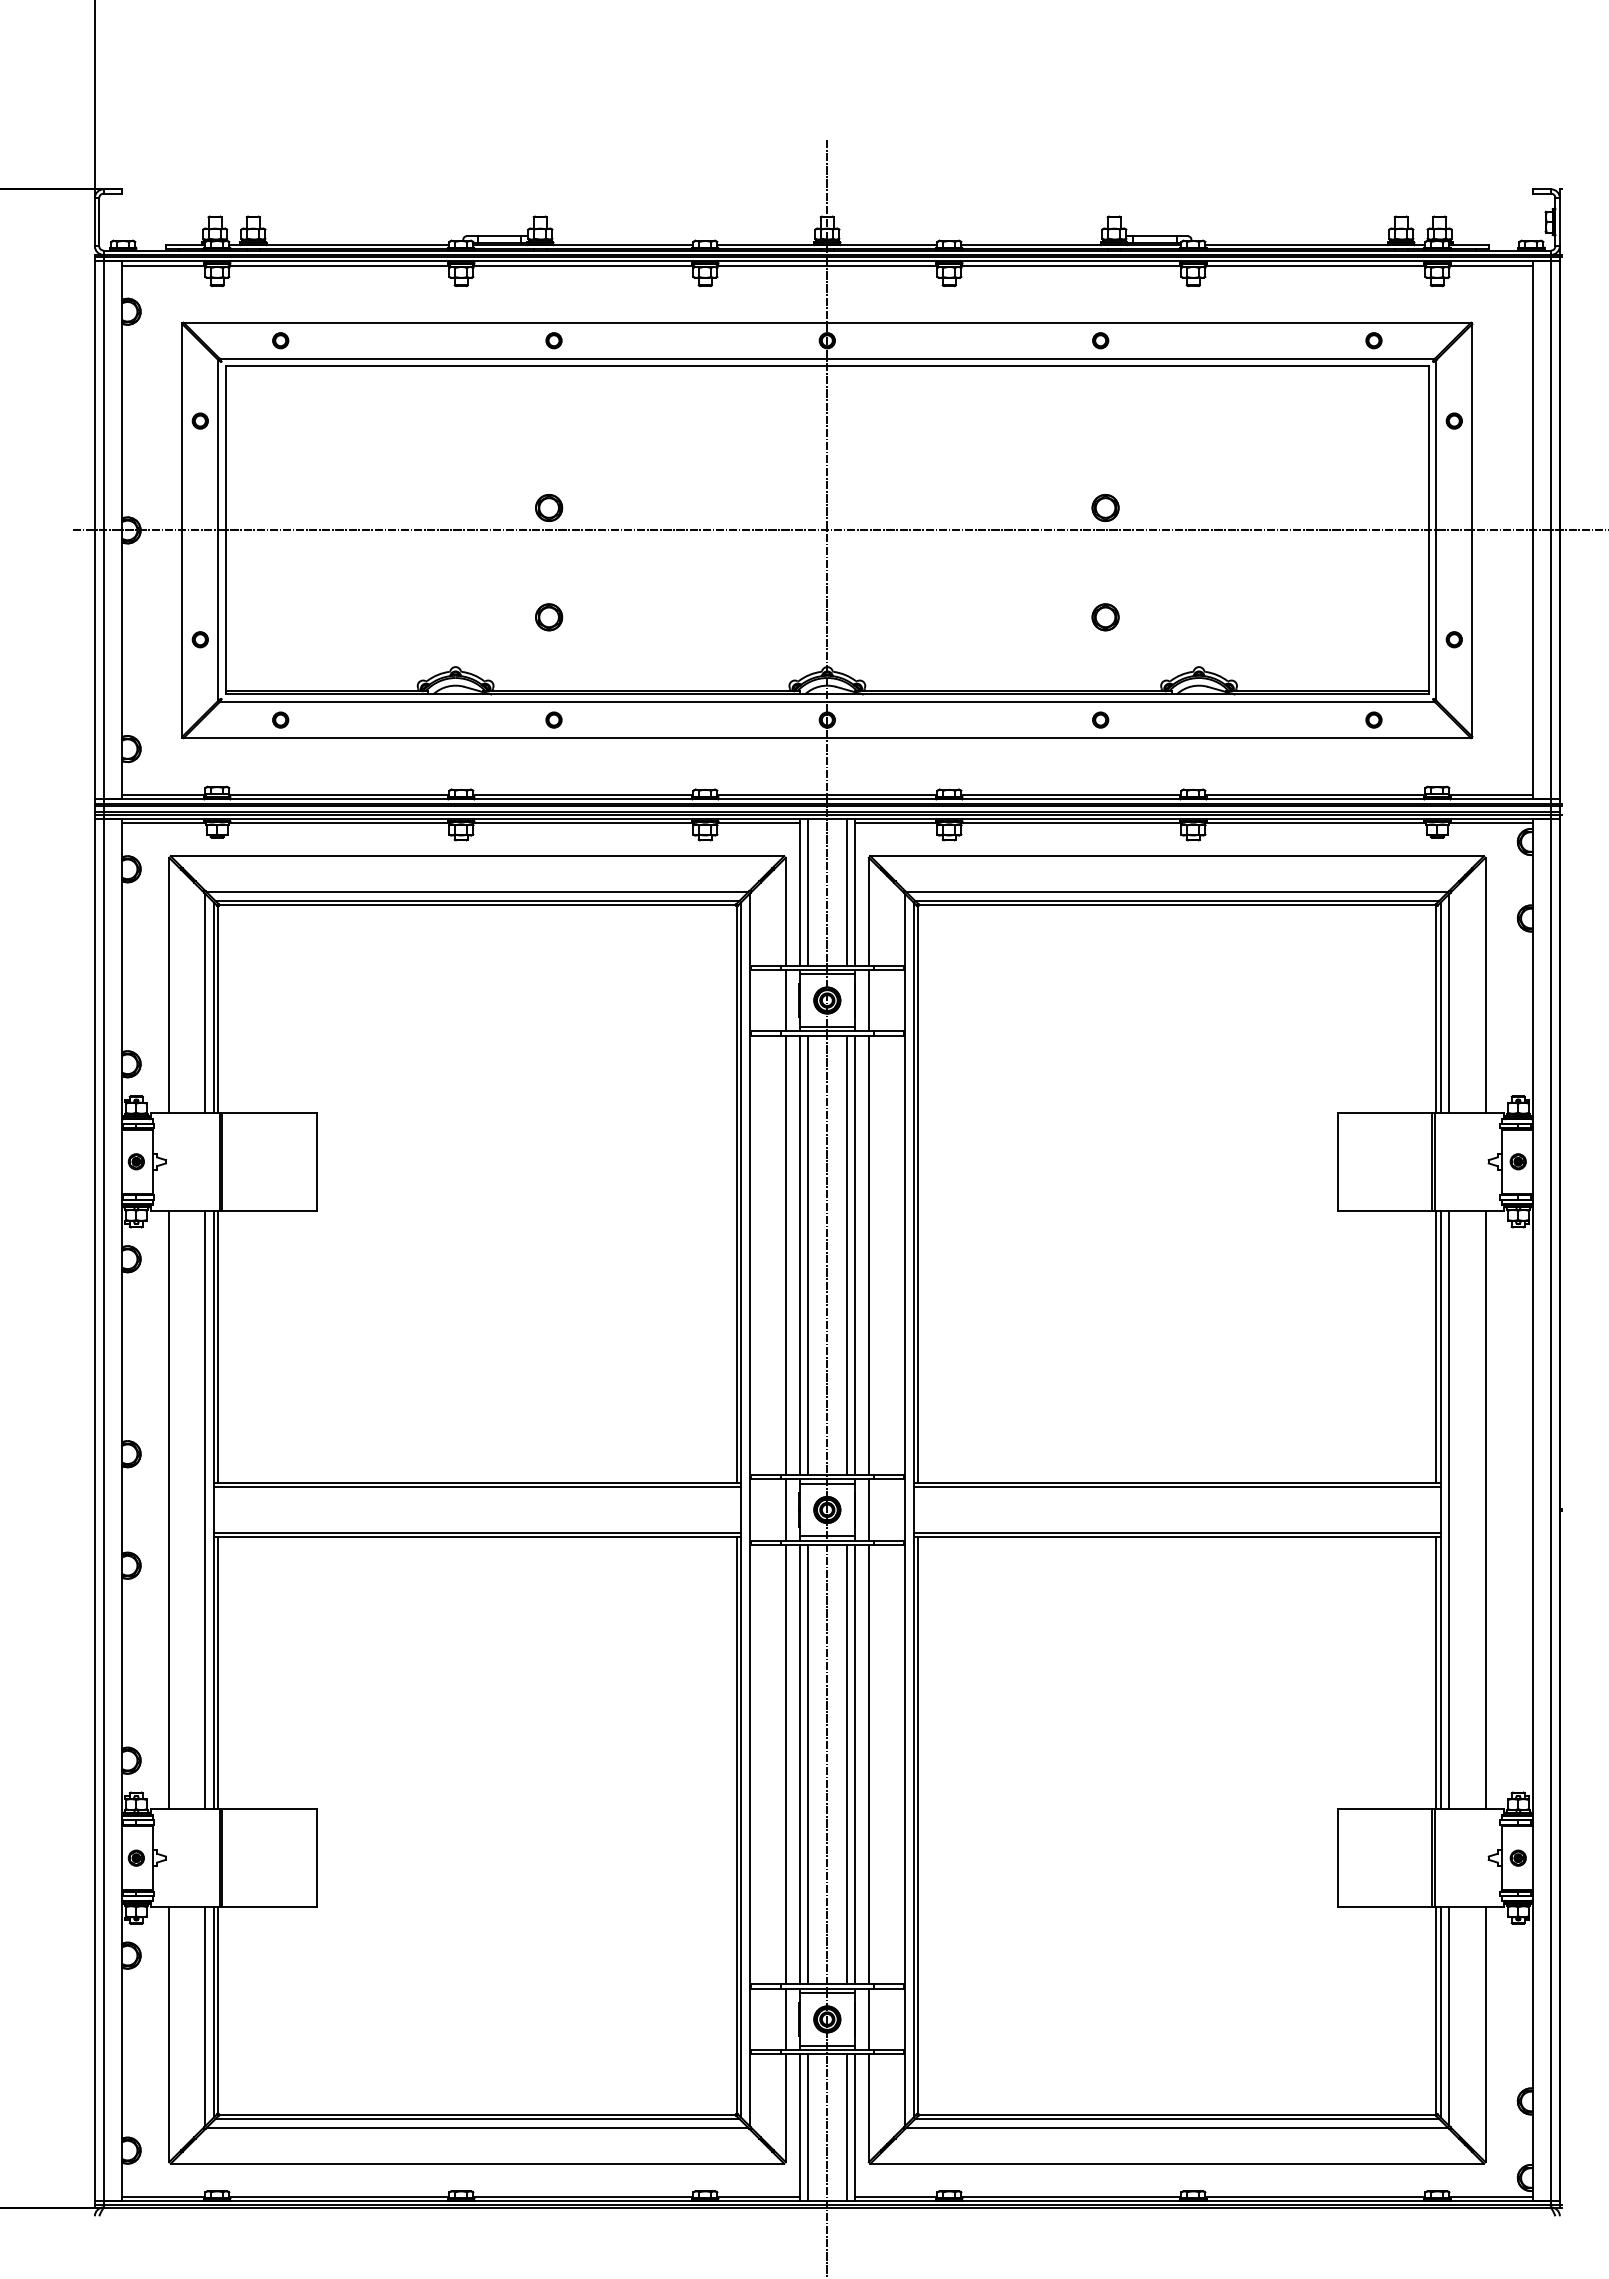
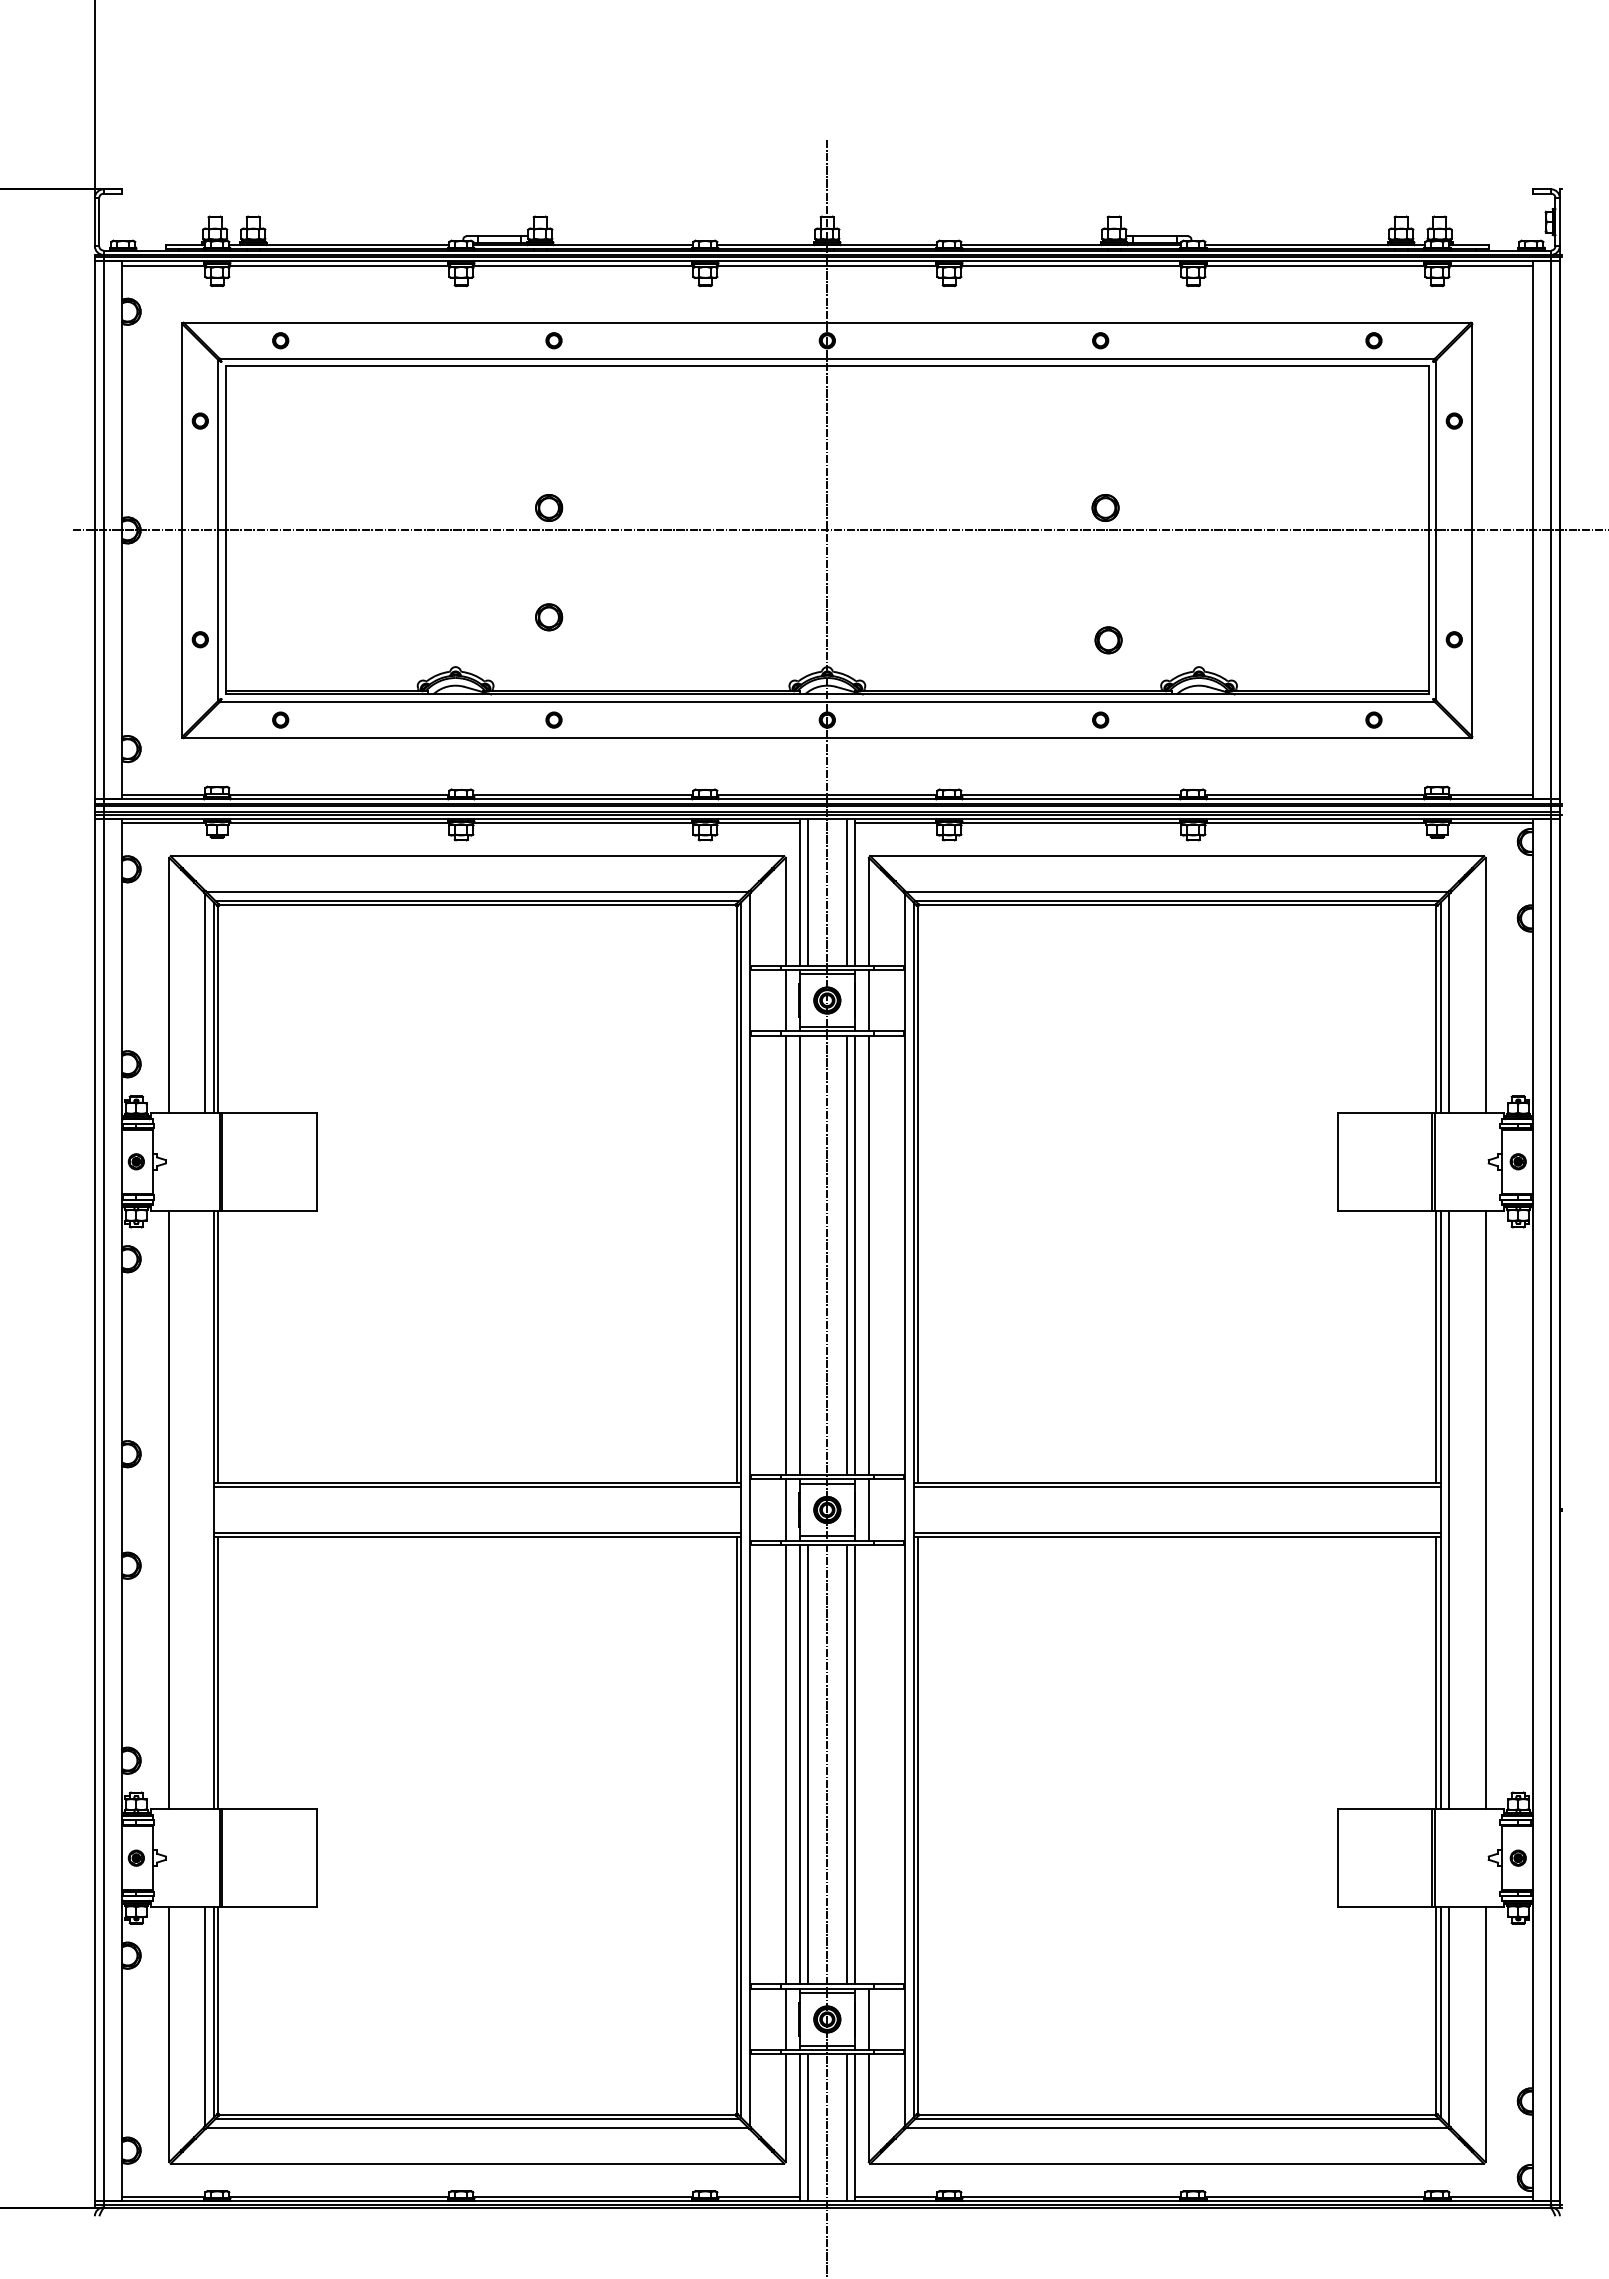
part position: (1105, 617) -> (1108, 640) (1108, 640)
line: present -> none (807, 1255)
line: present -> none (205, 1509)
line: present -> none (868, 1764)
